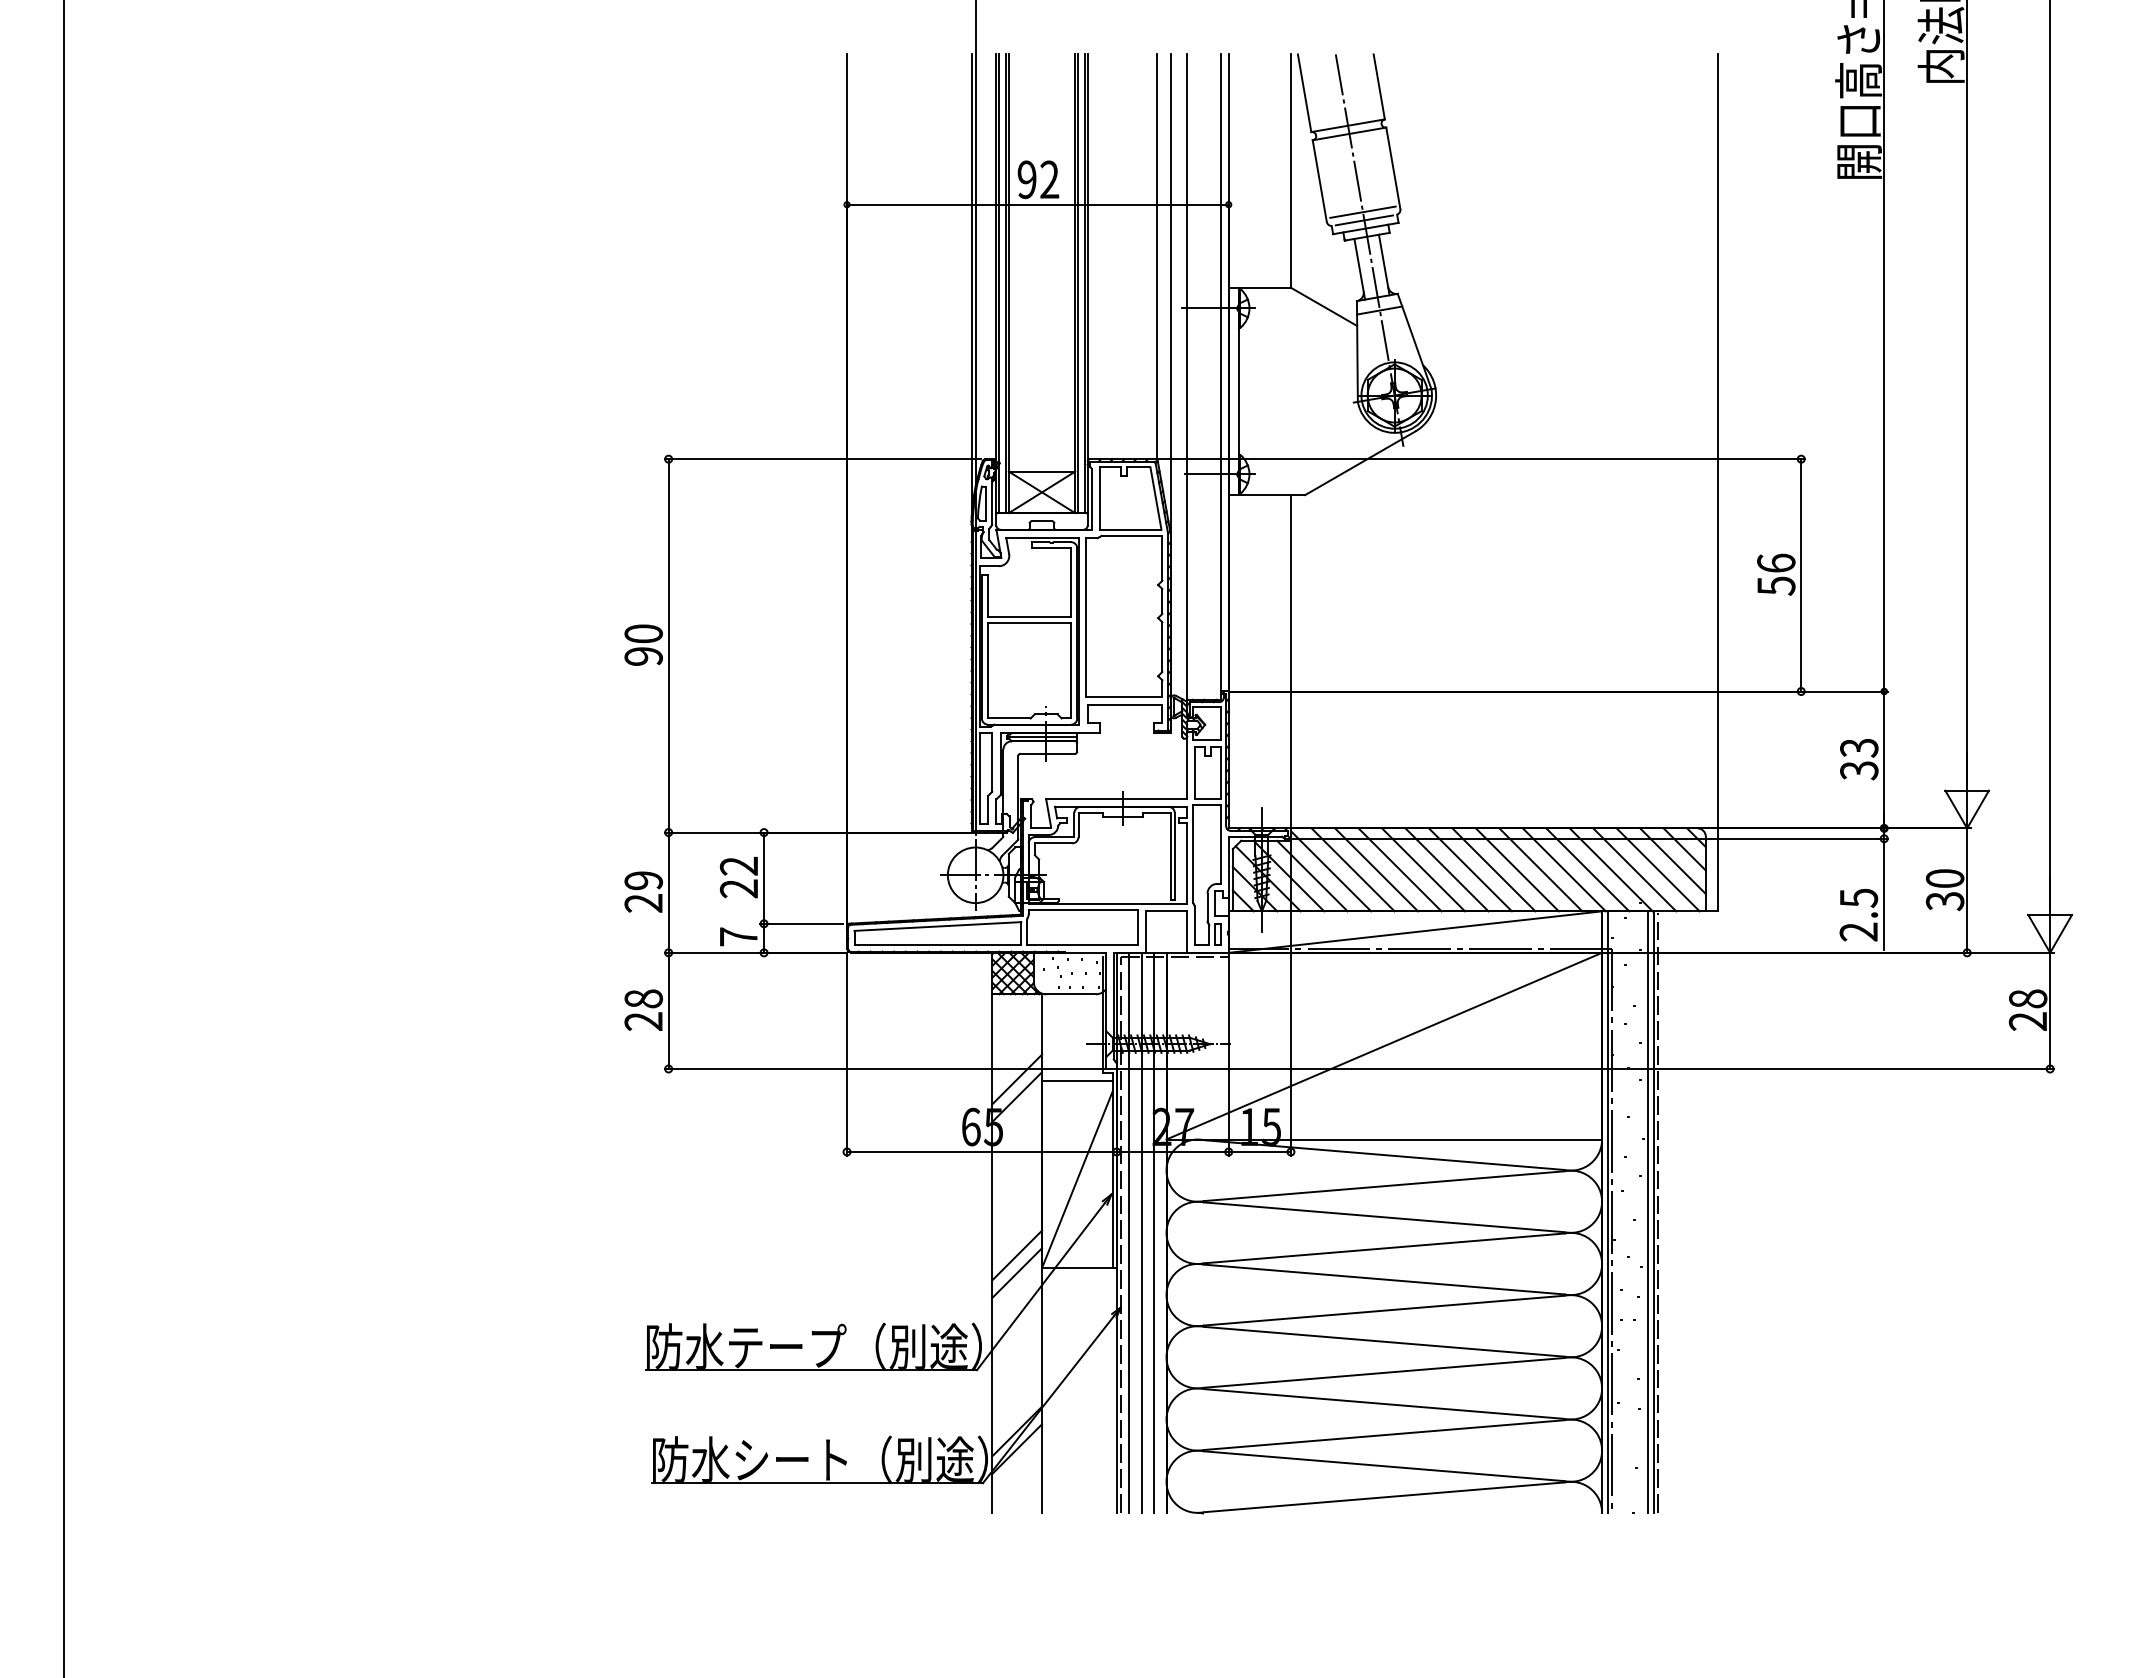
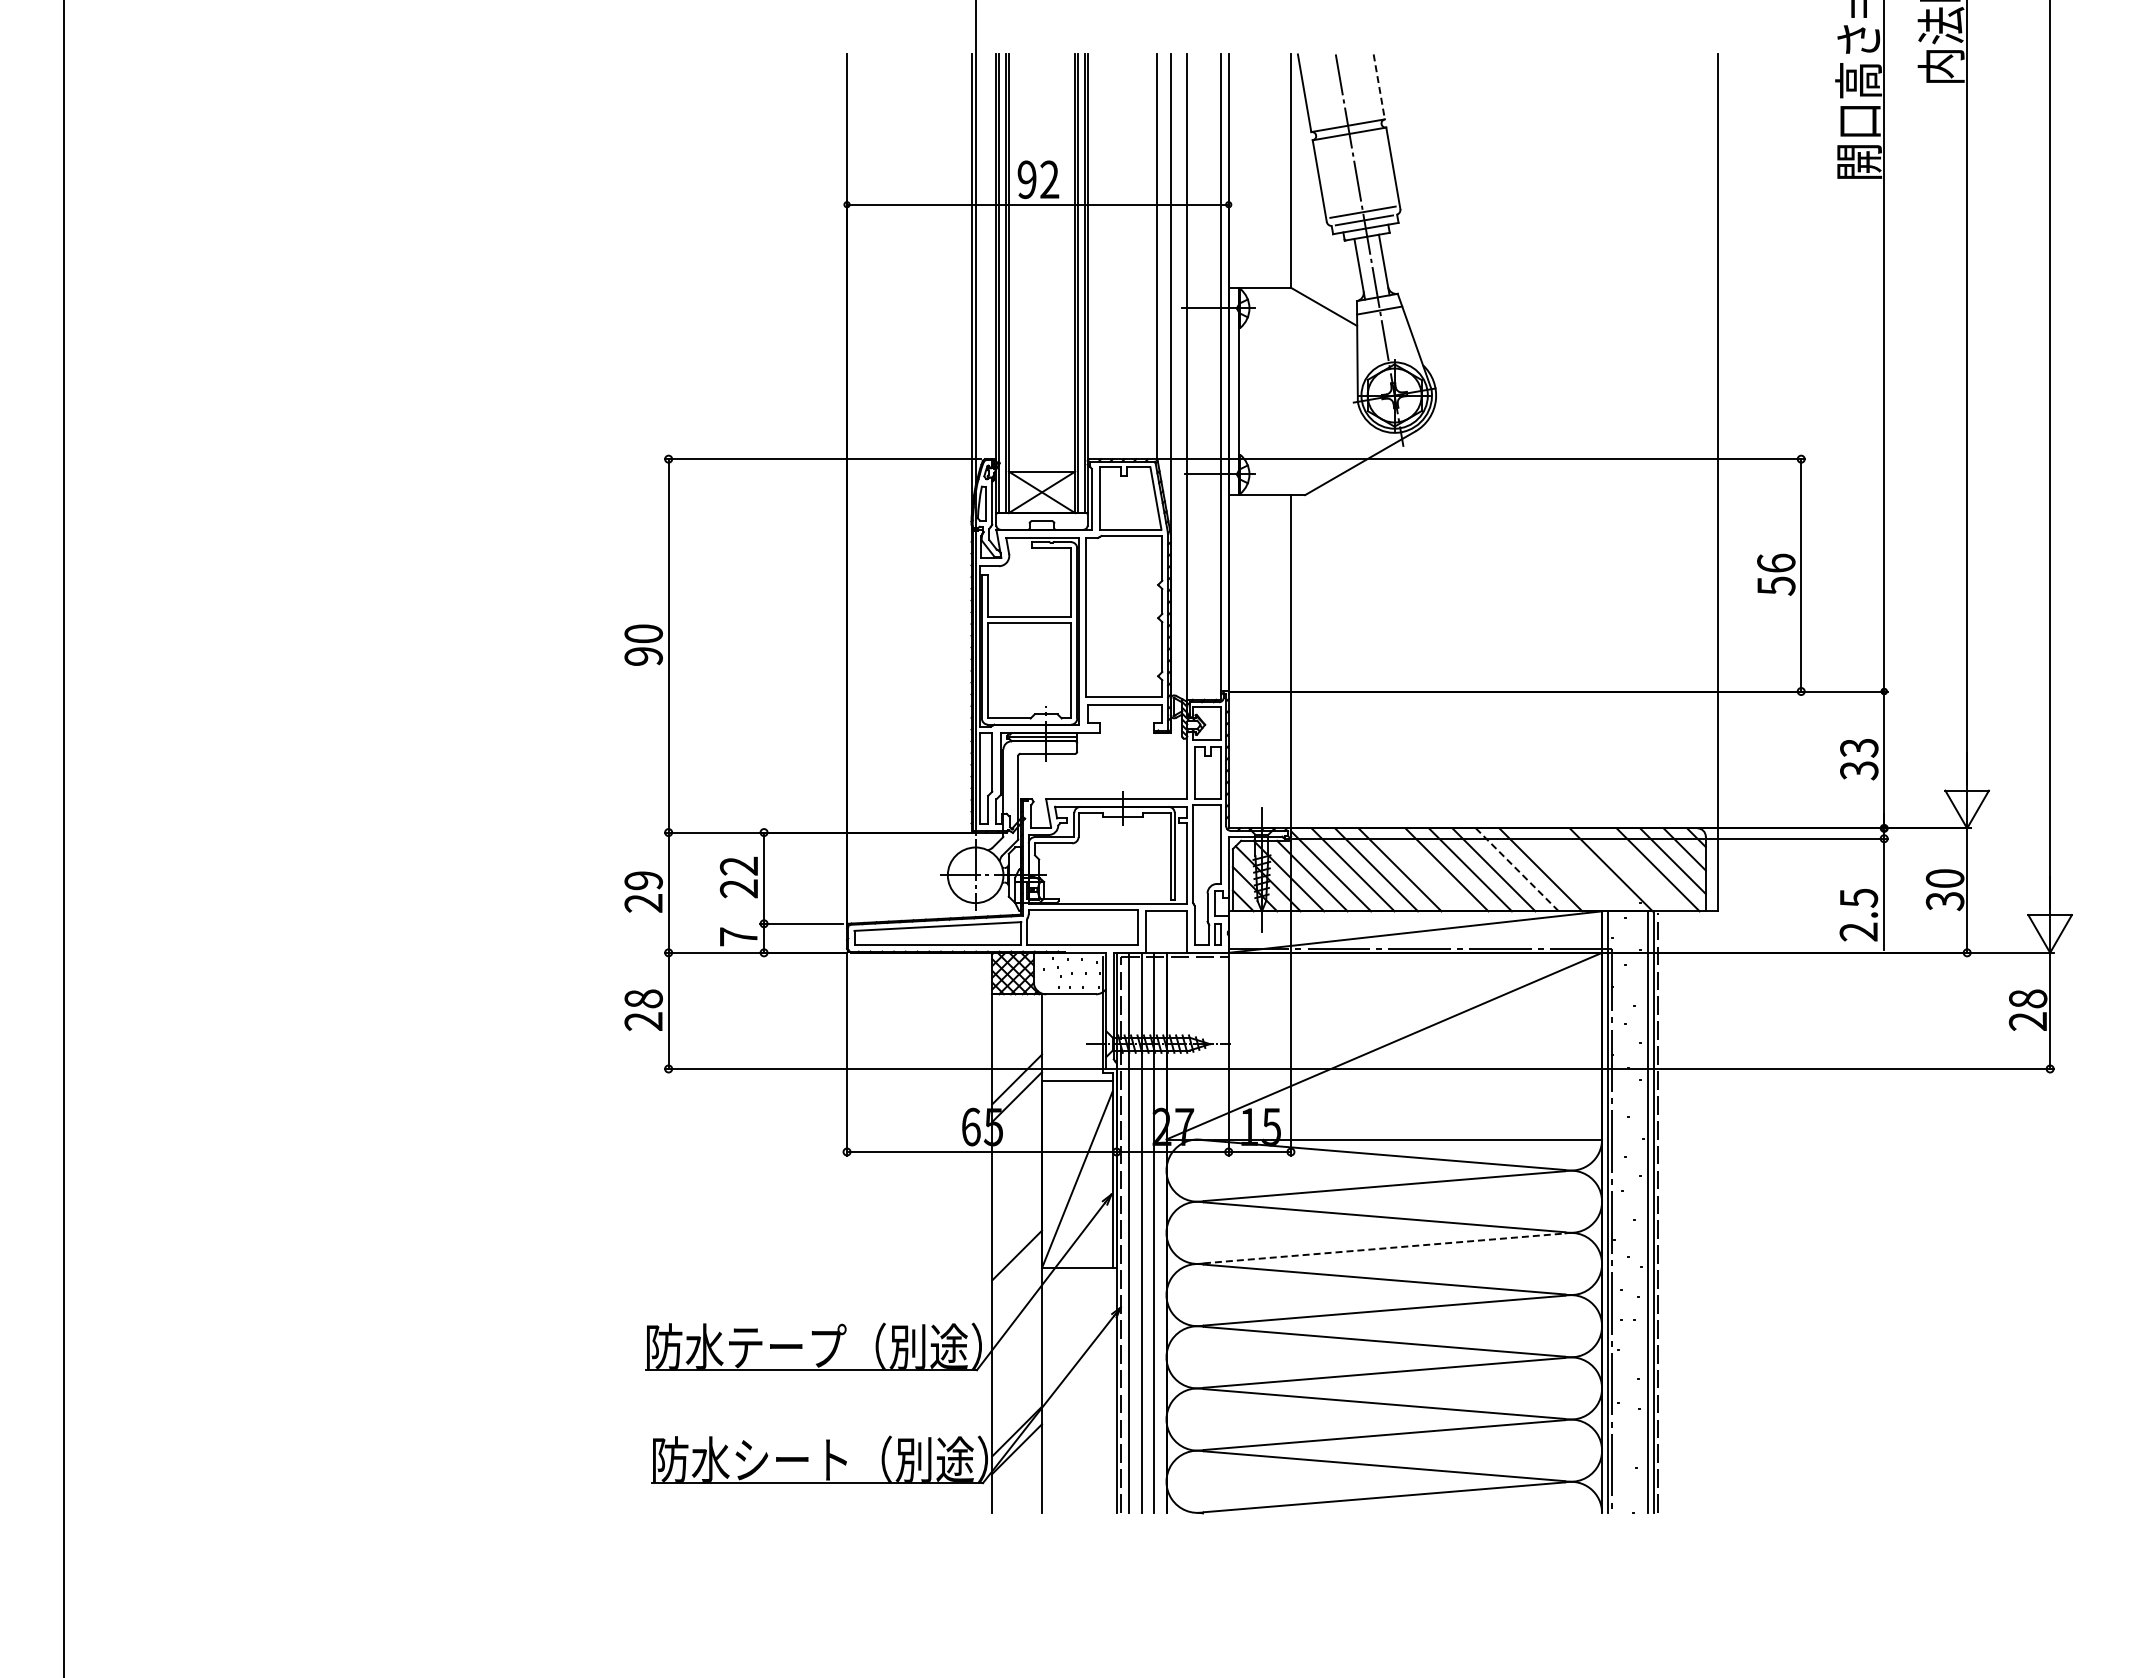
line: solid -> dashed (1379, 86)
line: present -> none (1423, 869)
line: solid -> dashed (1517, 869)
line: present -> none (1563, 869)
line: present -> none (1587, 869)
line: present -> none (1634, 869)
line: solid -> dashed (1384, 1248)
line: present -> none (1017, 1273)
